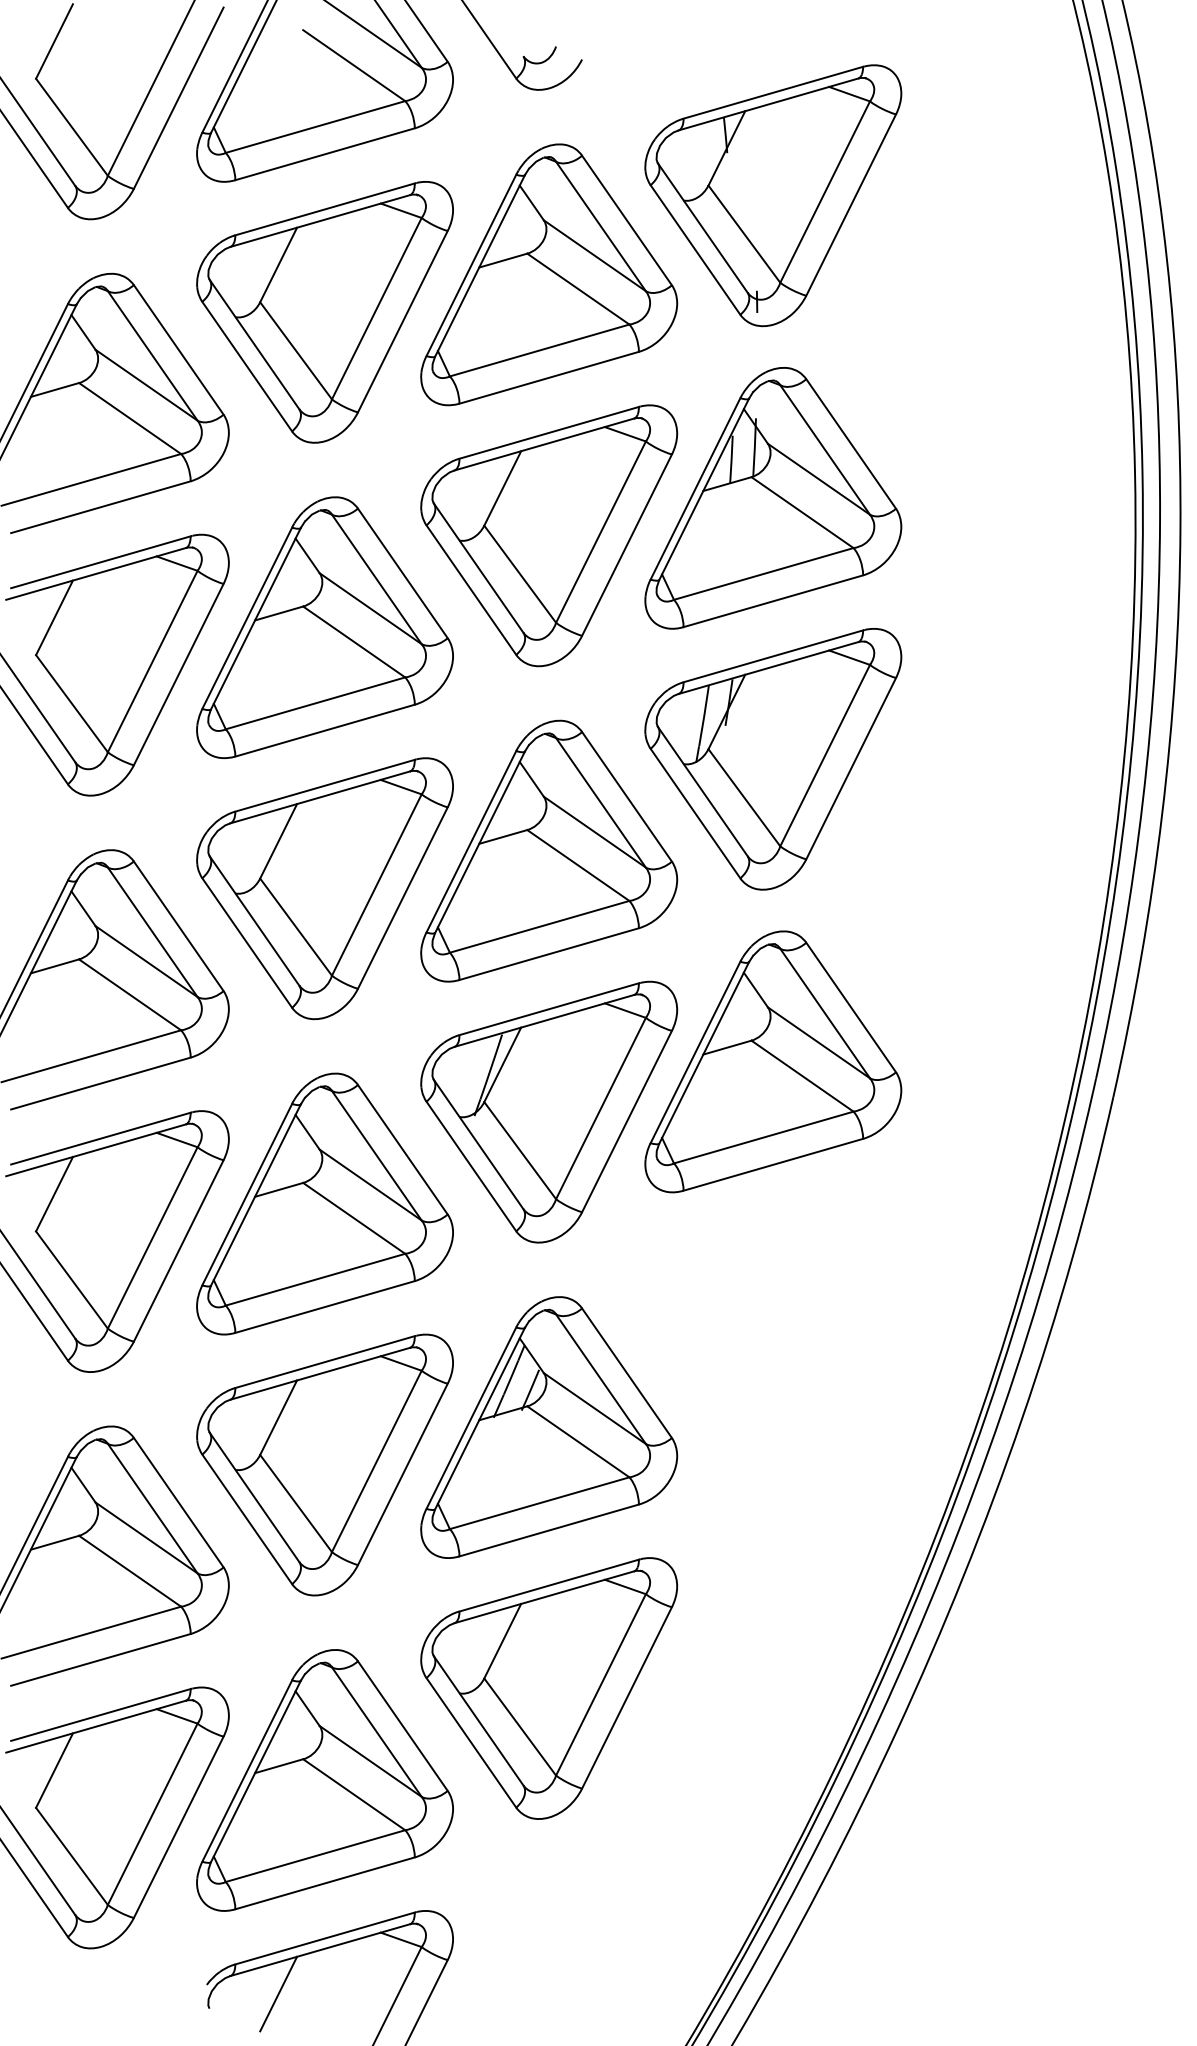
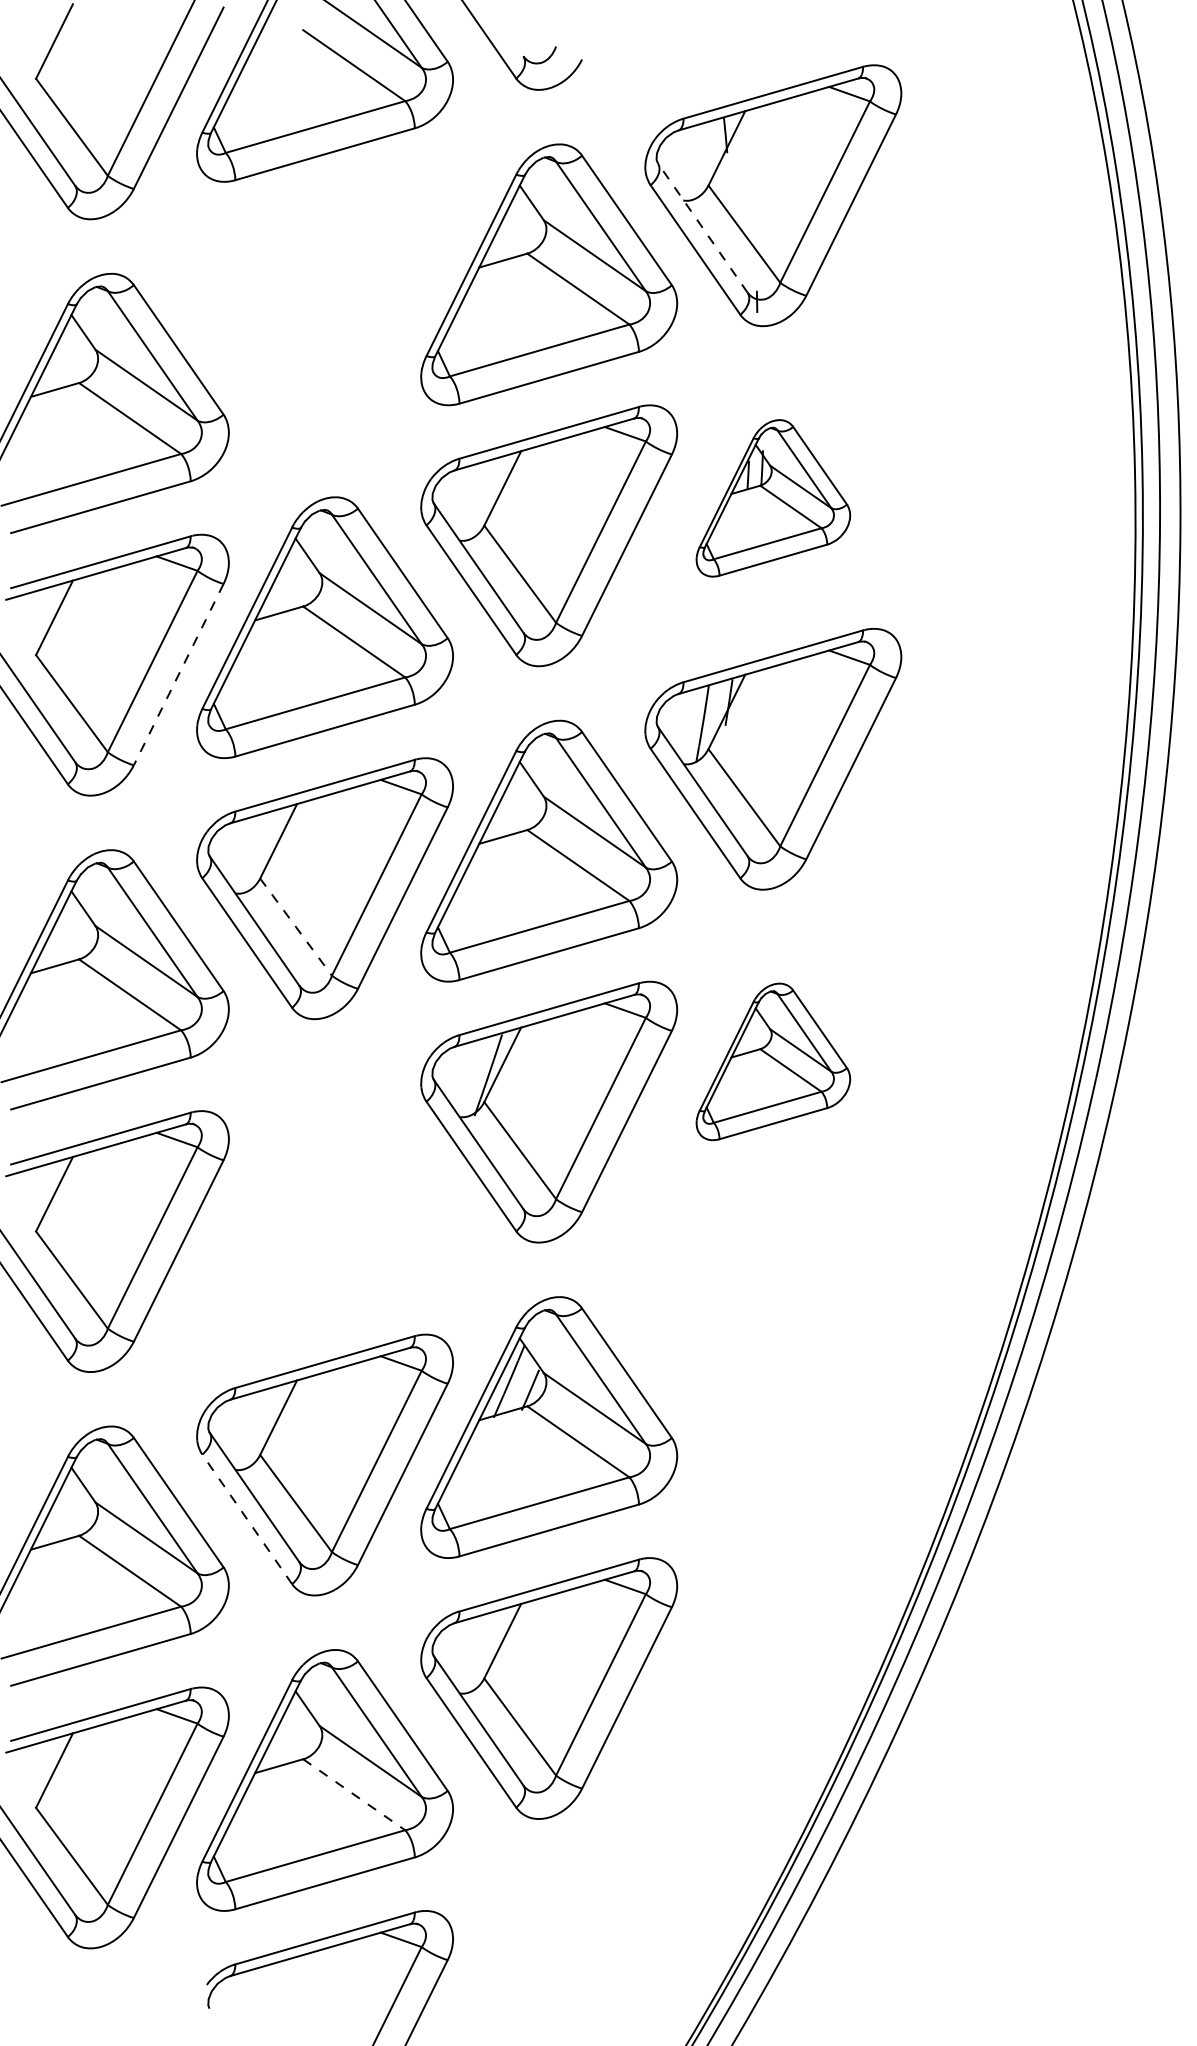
line: solid -> dashed (702, 227)
part: present -> none (324, 312)
part size: 259x263 px -> 157x159 px (773, 498)
line: solid -> dashed (178, 675)
line: solid -> dashed (296, 927)
part size: 259x264 px -> 157x160 px (773, 1061)
part: present -> none (324, 1203)
line: solid -> dashed (247, 1519)
line: solid -> dashed (354, 1795)
line: present -> none (278, 1993)
